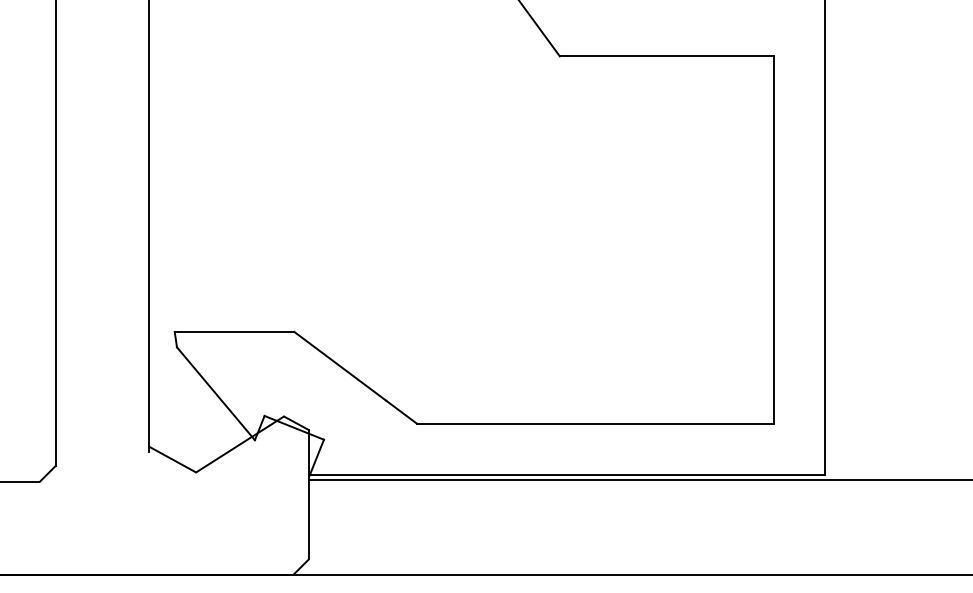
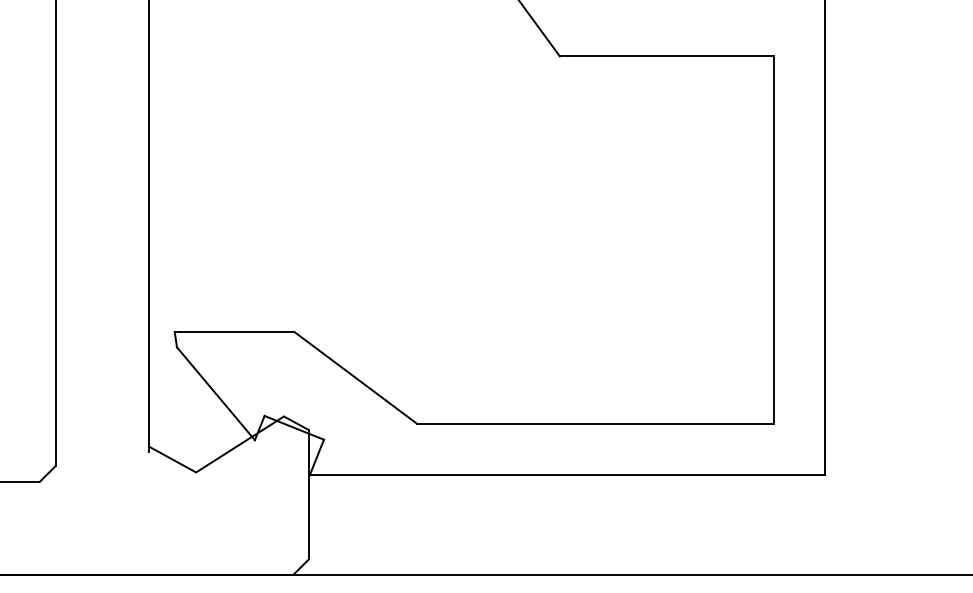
line: present -> none (639, 480)
